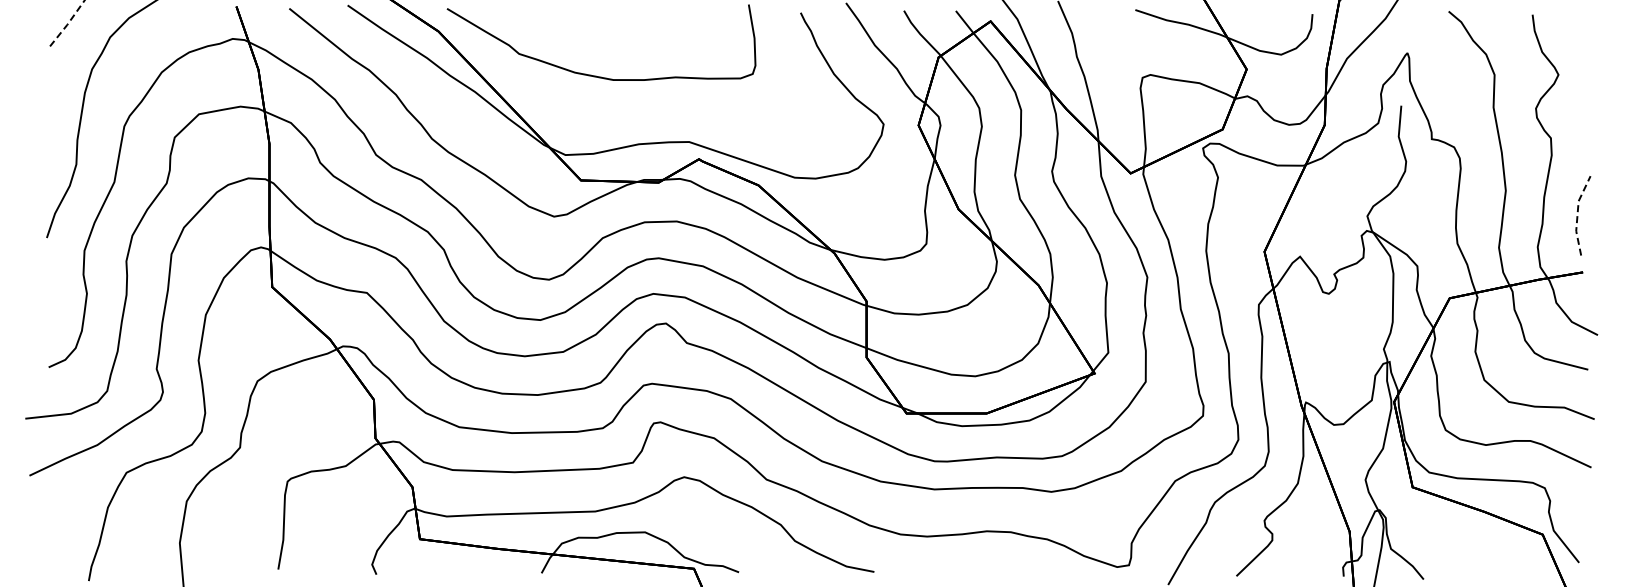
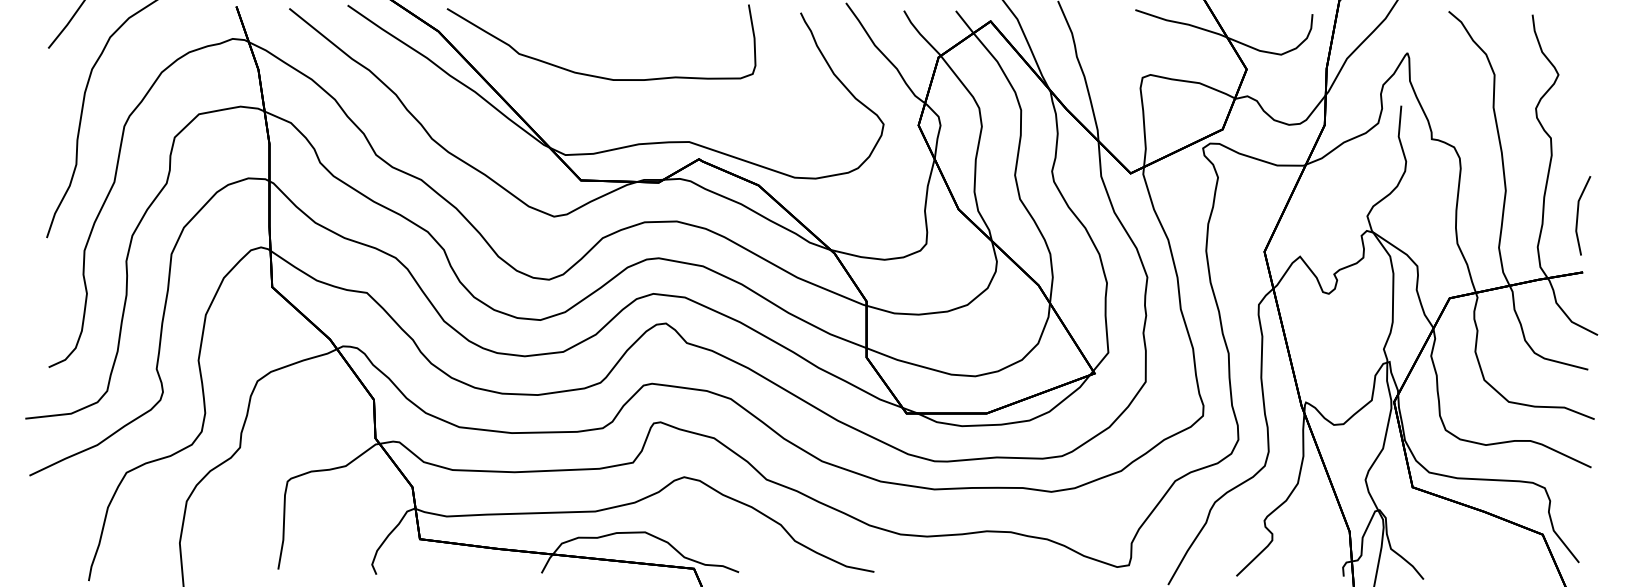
line: dashed -> solid (67, 24)
line: dashed -> solid (1577, 214)
